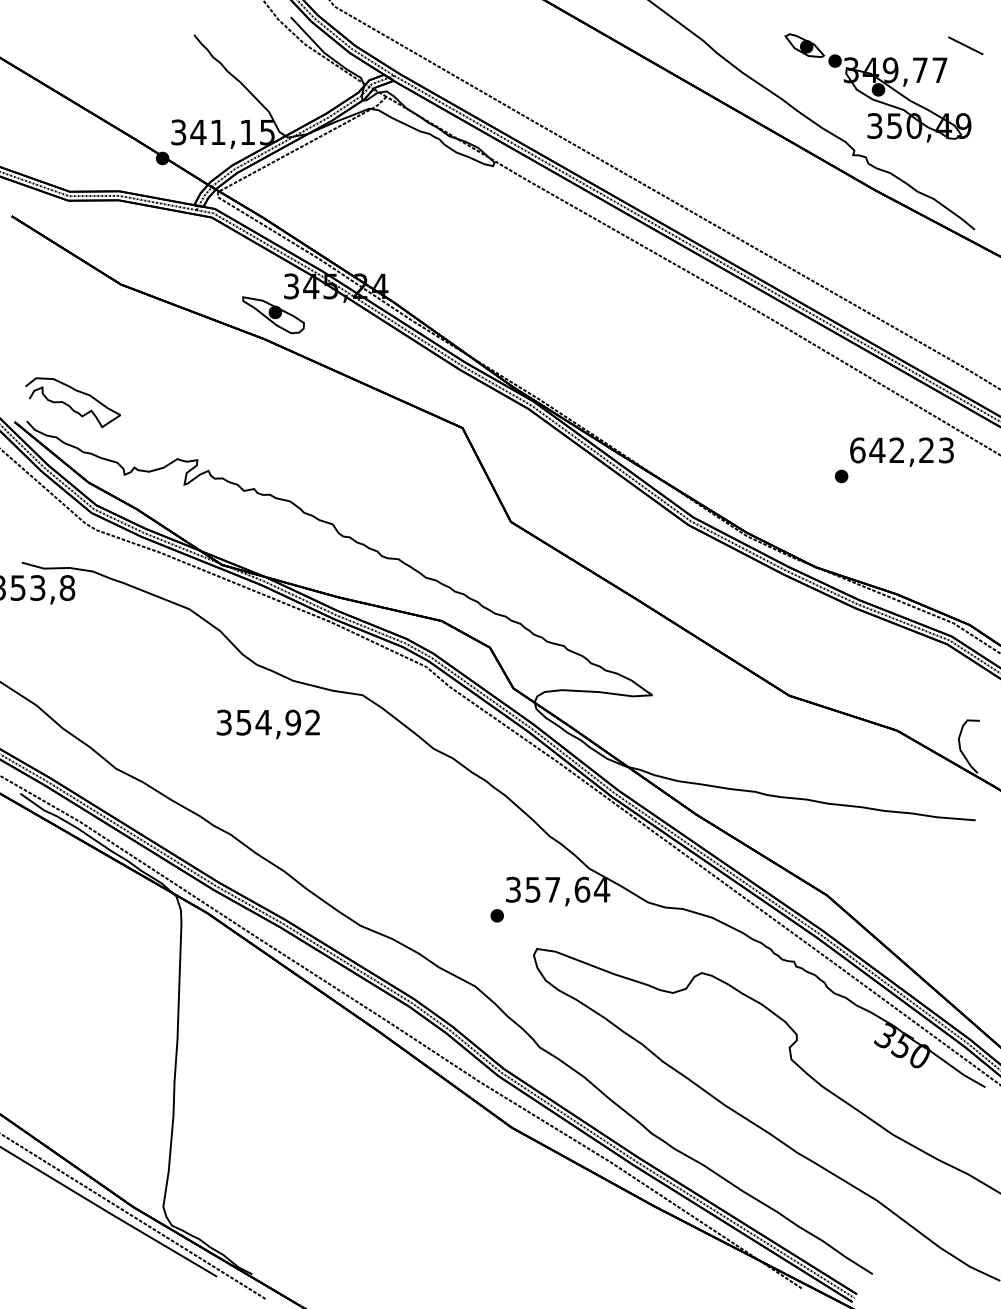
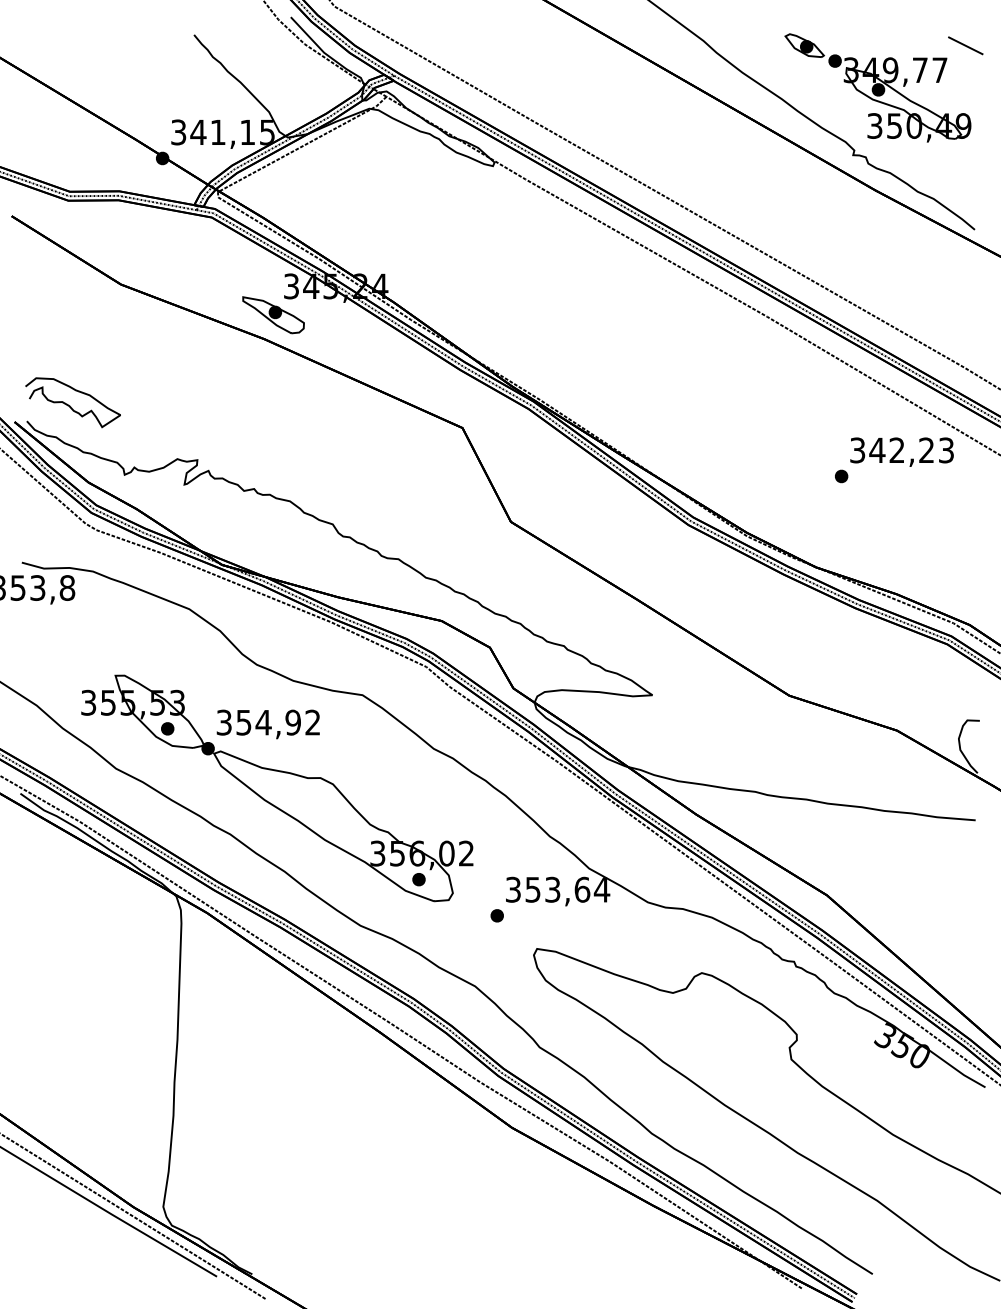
text: 642,23 -> 342,23 (857, 450)
part: none -> present (277, 788)
text: 357,64 -> 353,64 (552, 889)
